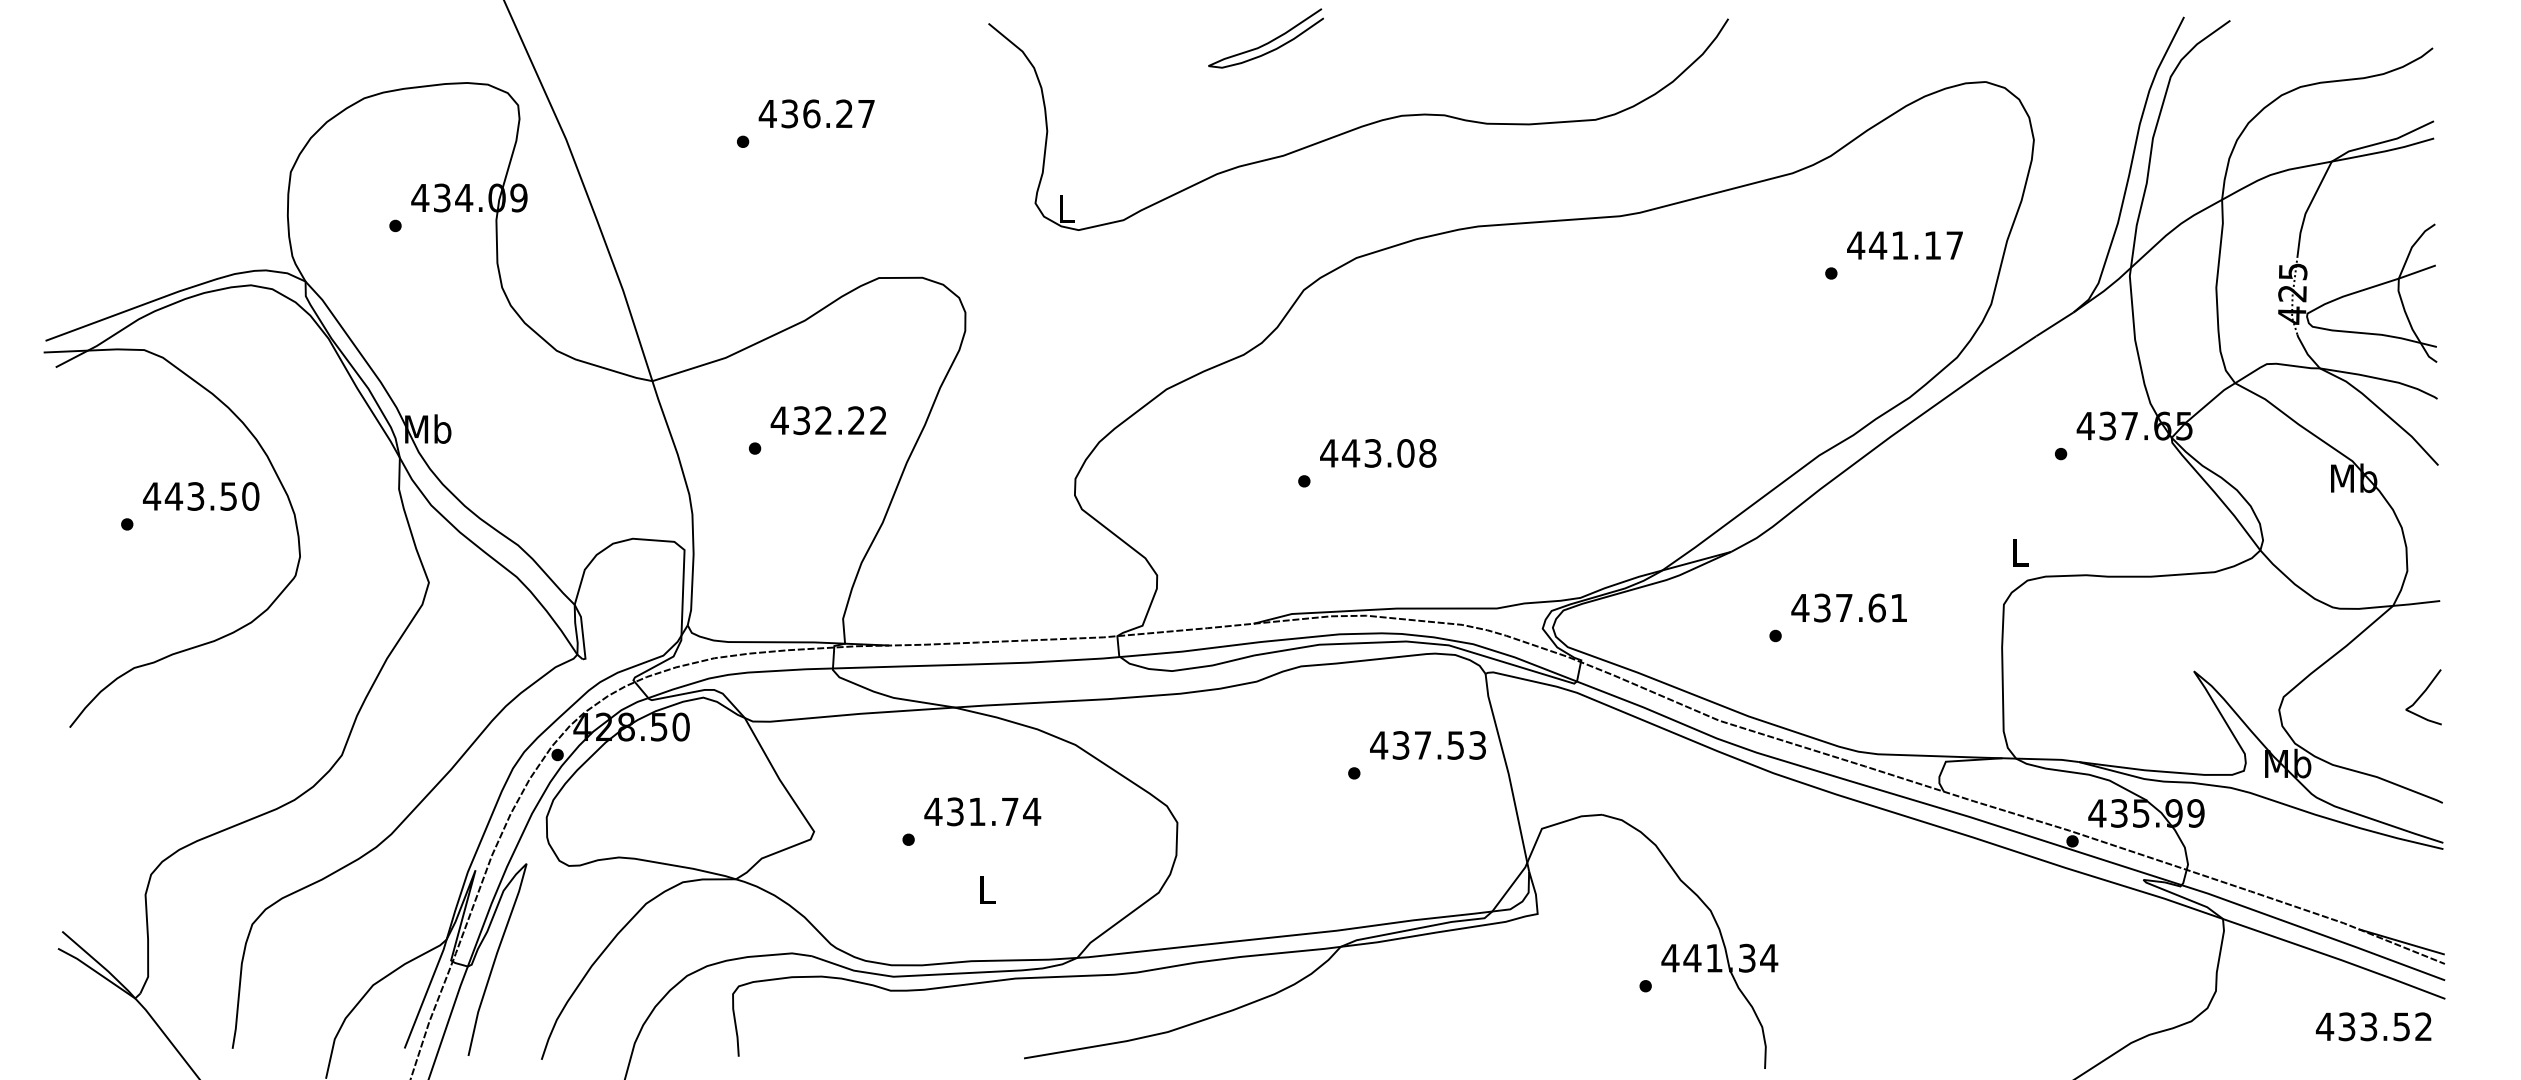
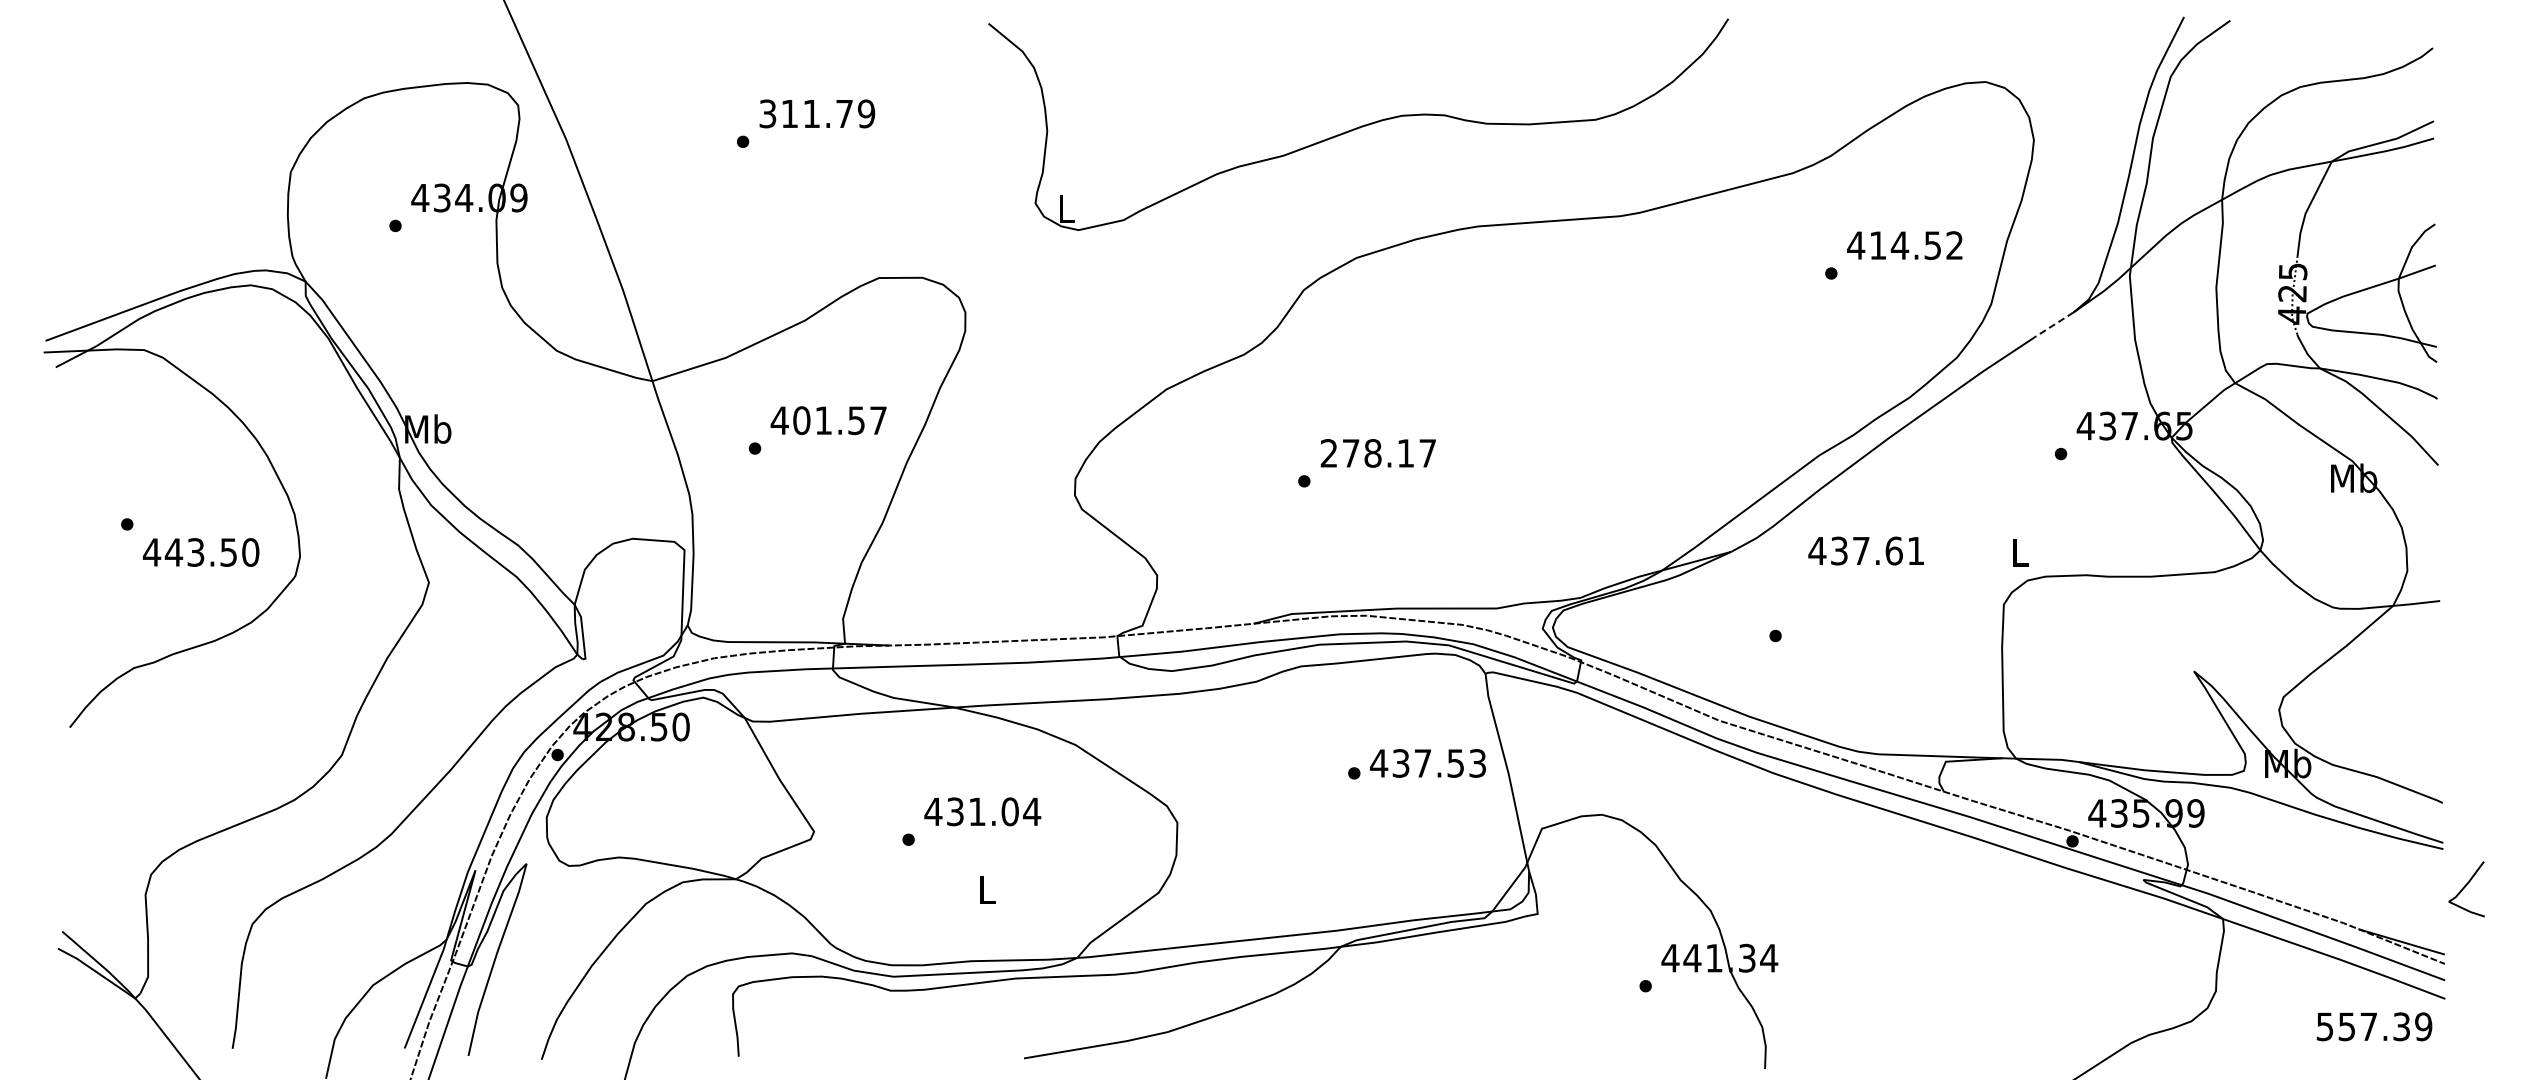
curve: present -> none (1268, 41)
text: 436.27 -> 311.79 (816, 113)
text: 441.17 -> 414.52 (1915, 245)
line: solid -> dashed (2054, 324)
text: 432.22 -> 401.57 (839, 420)
text: 443.08 -> 278.17 (1378, 453)
text position: (201, 496) -> (201, 552) (201, 552)
text position: (1848, 607) -> (1865, 550) (1865, 550)
curve position: (2422, 695) -> (2465, 887) (2465, 887)
text position: (1427, 745) -> (1427, 763) (1427, 763)
text: 431.74 -> 431.04 (1009, 811)
text: 433.52 -> 557.39 (2373, 1026)
